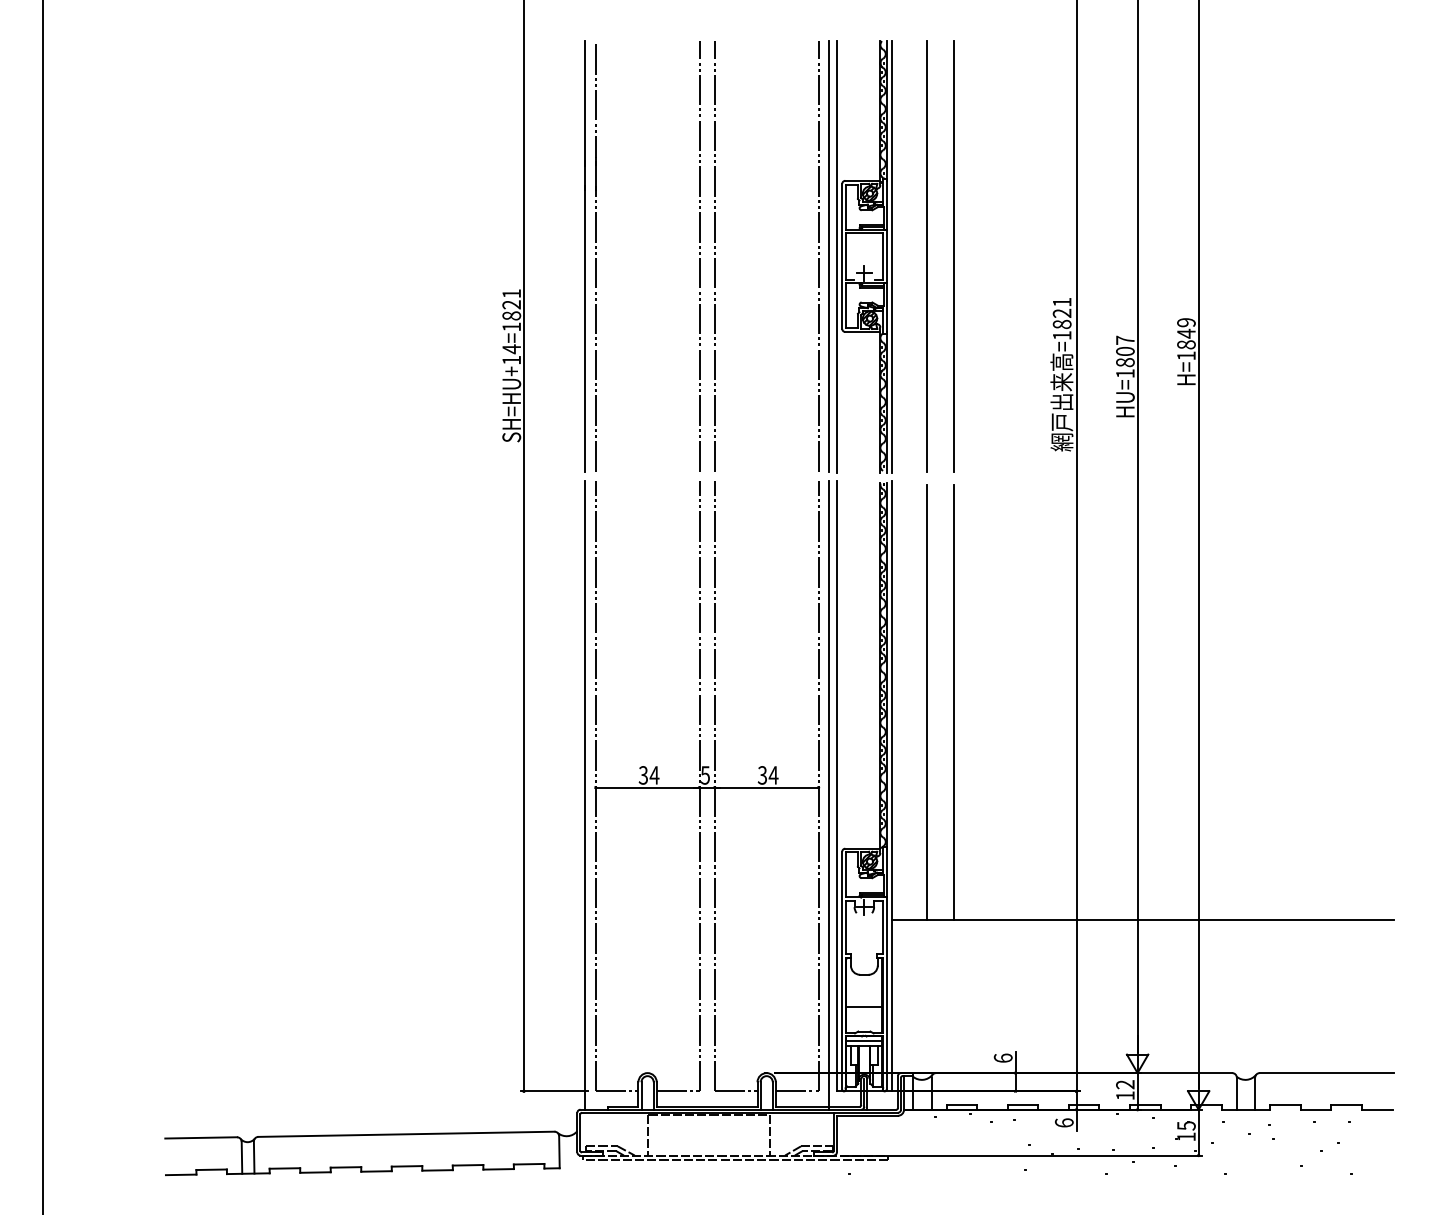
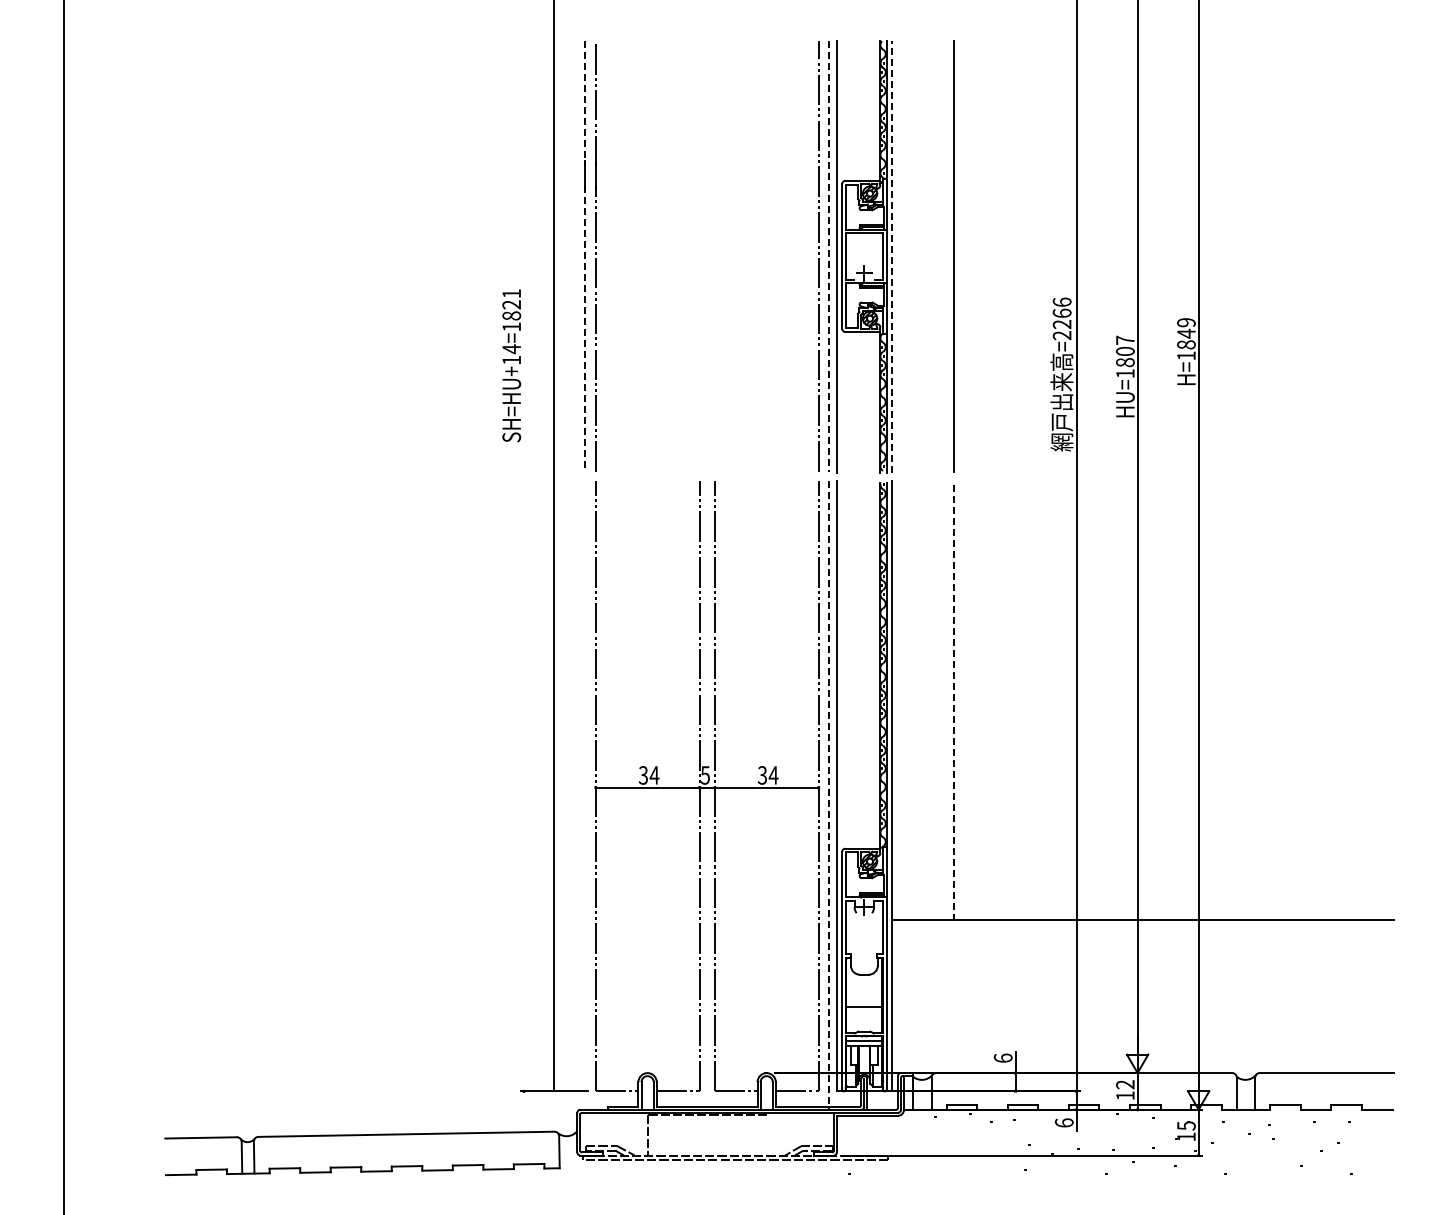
line: solid -> dashed (585, 103)
line: present -> none (699, 256)
line: present -> none (714, 256)
line: solid -> dashed (829, 256)
line: present -> none (926, 256)
line: solid -> dashed (891, 257)
text: =1821 -> =2266 (1061, 318)
line: solid -> dashed (585, 328)
line position: (523, 546) -> (553, 546) (553, 546)
line position: (43, 606) -> (64, 606) (64, 606)
line: present -> none (926, 702)
line: solid -> dashed (954, 702)
line: present -> none (585, 794)
line: solid -> dashed (829, 795)
line: present -> none (770, 1134)
